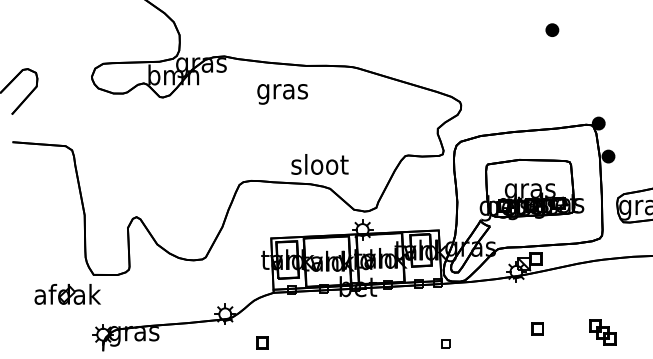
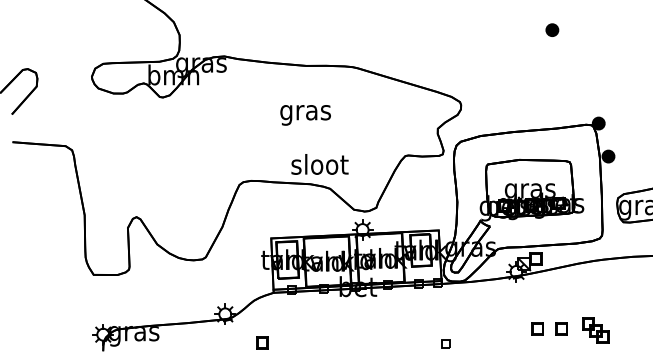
text position: (282, 94) -> (305, 115) (305, 115)
part: present -> none (67, 294)
part: none -> present (561, 328)
part position: (602, 332) -> (595, 330) (595, 330)
